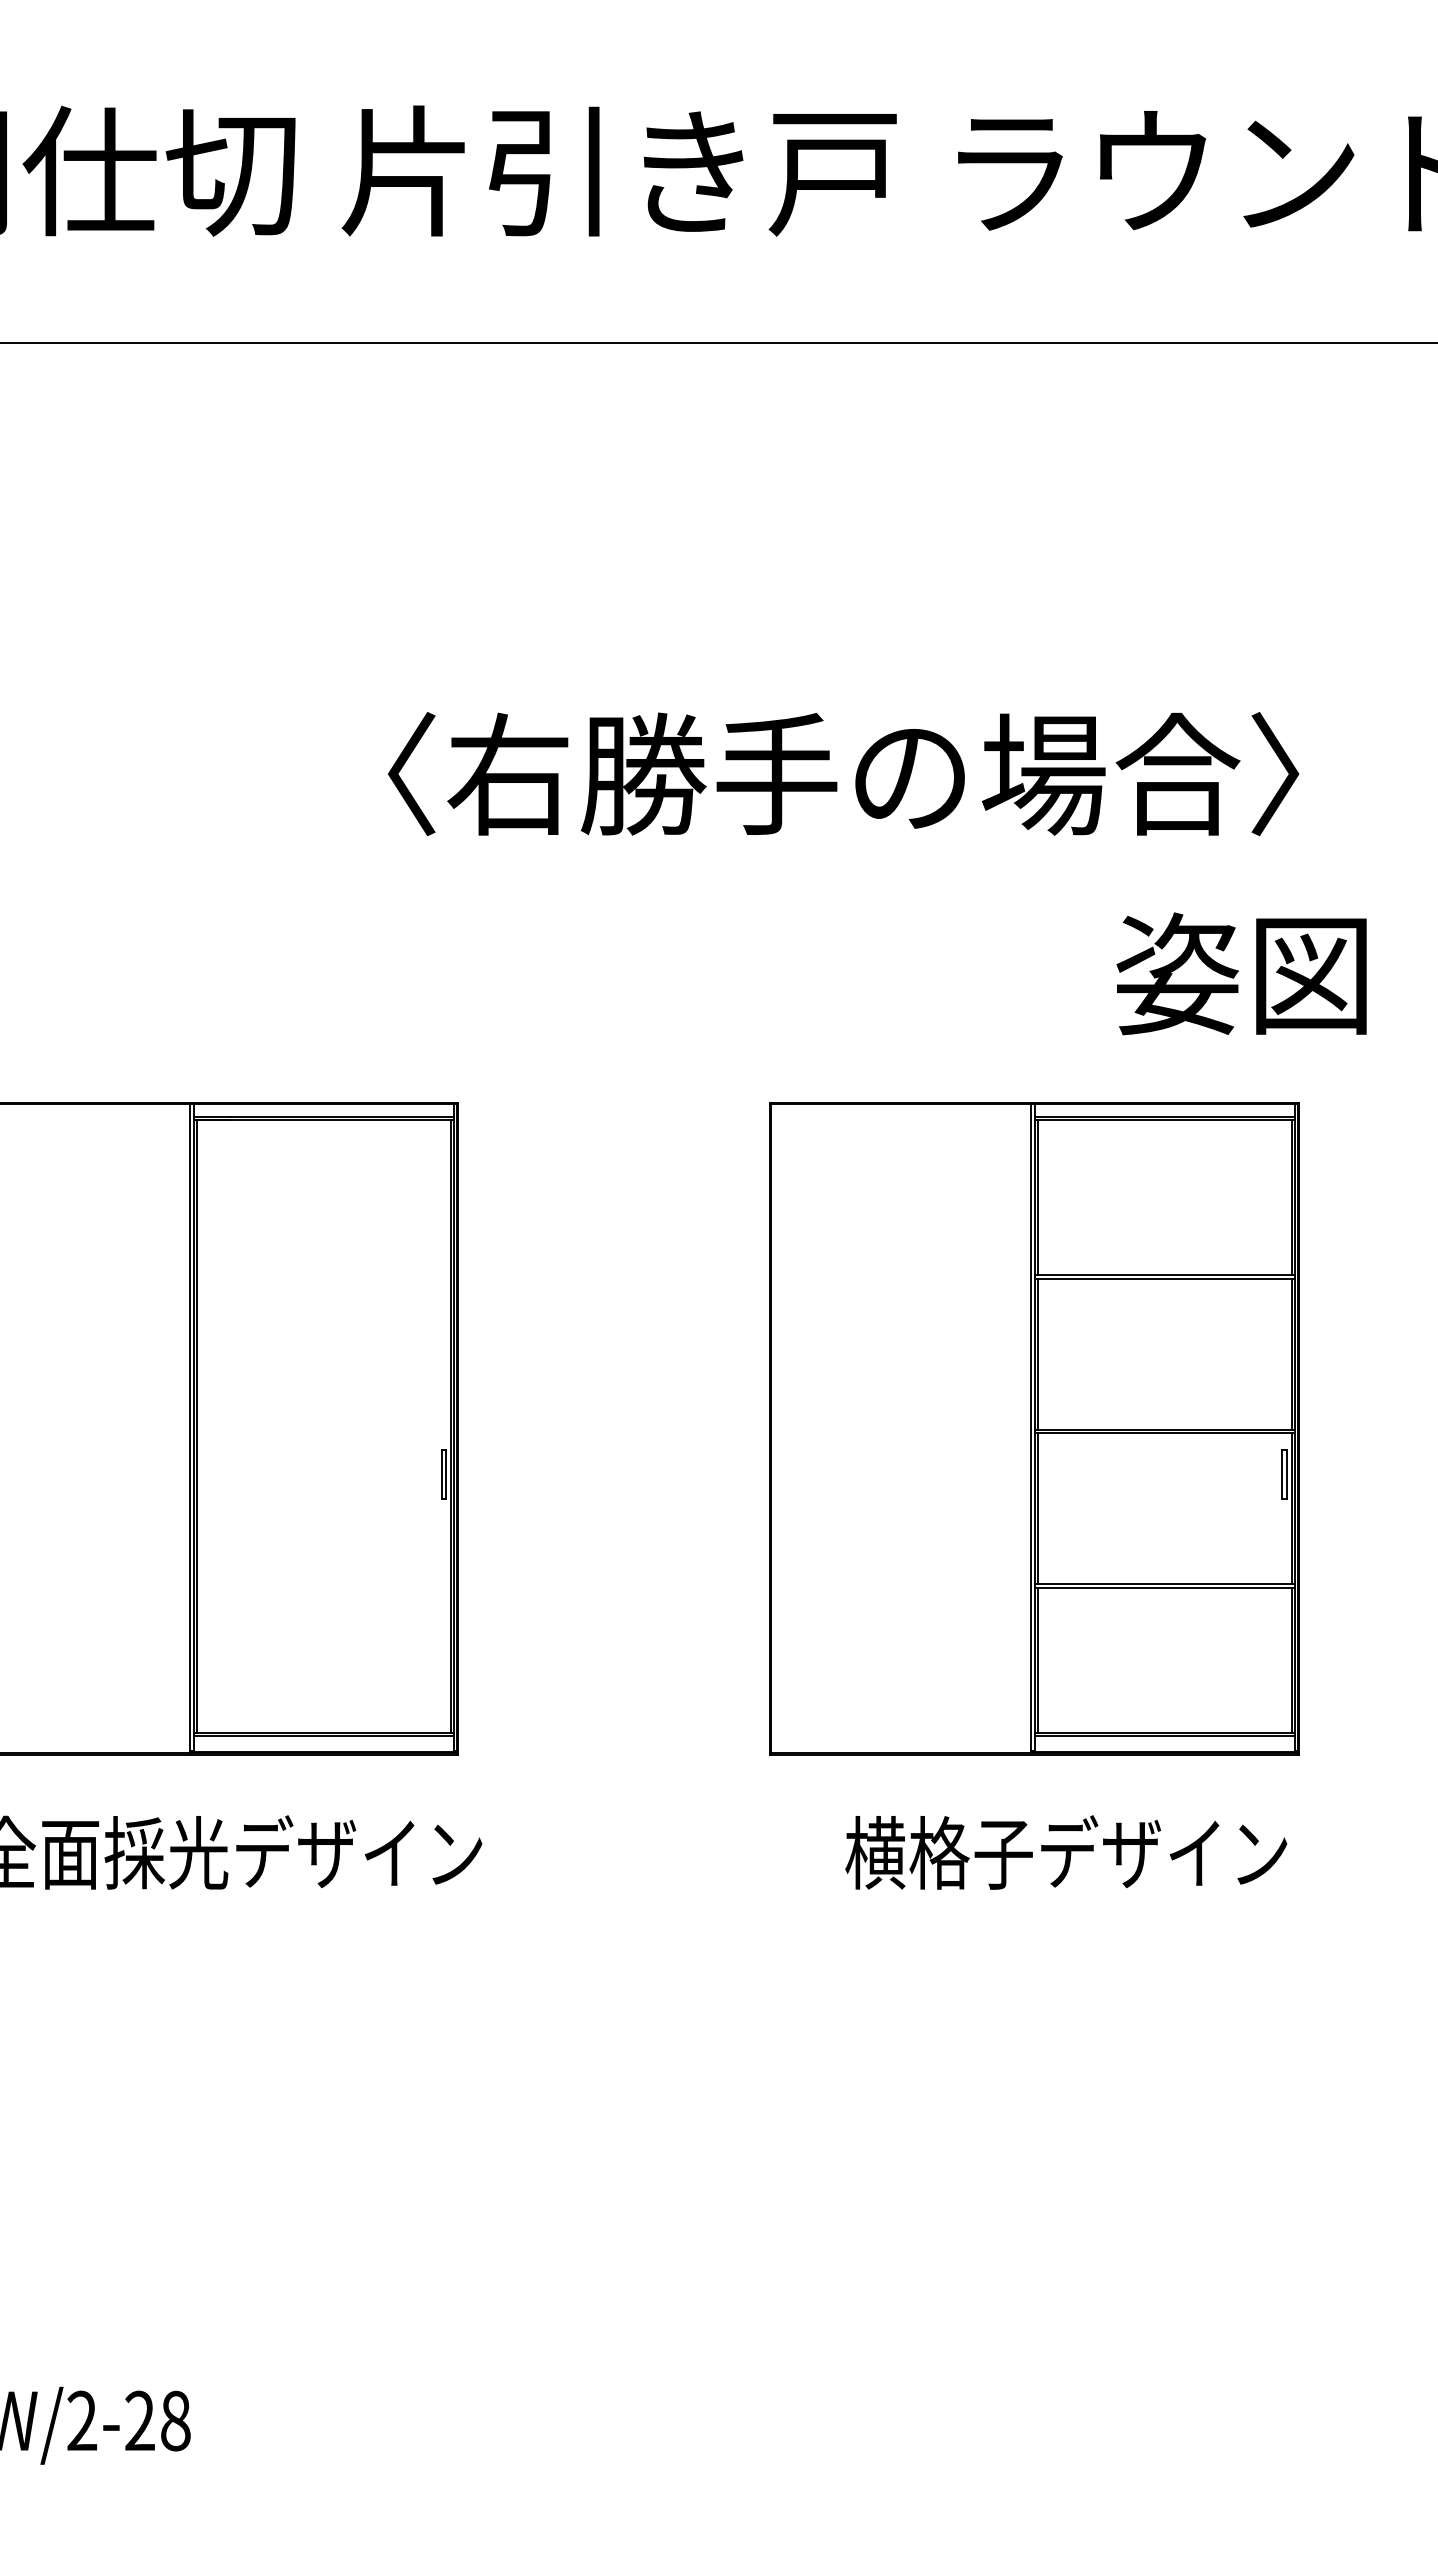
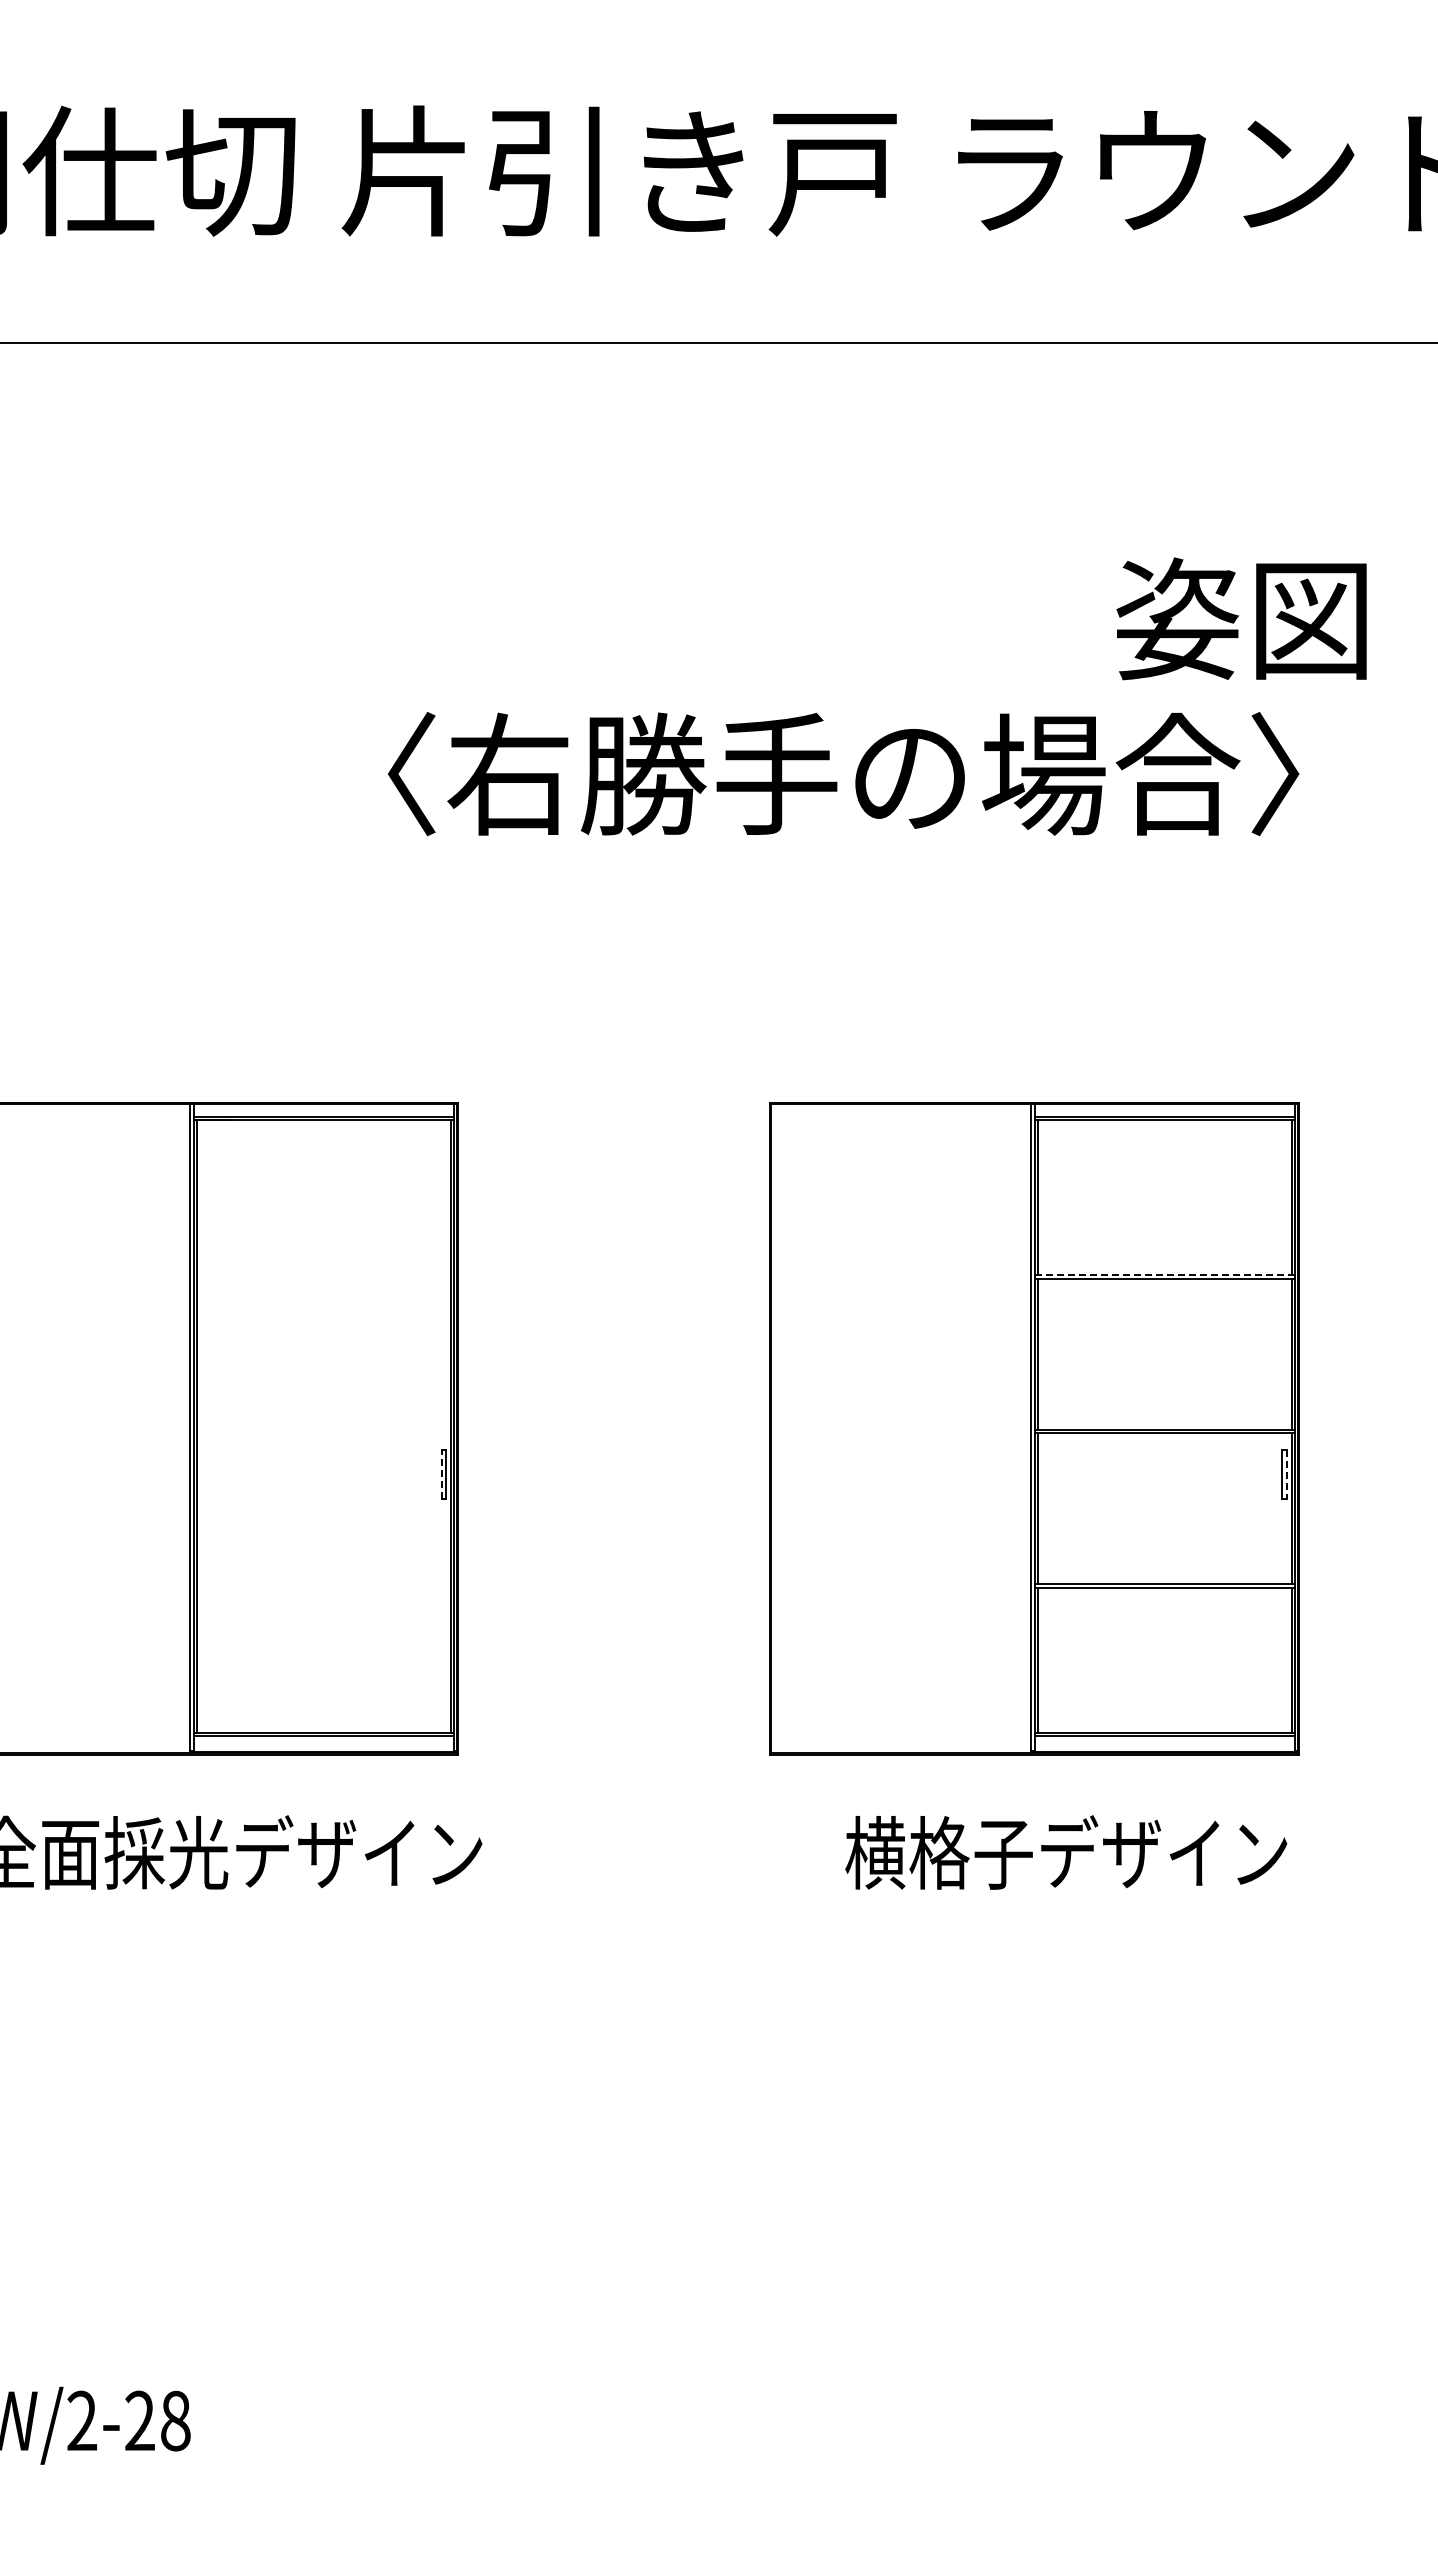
text position: (1241, 973) -> (1241, 618) (1241, 618)
line: solid -> dashed (1164, 1274)
line: solid -> dashed (441, 1474)
line: solid -> dashed (1286, 1475)
